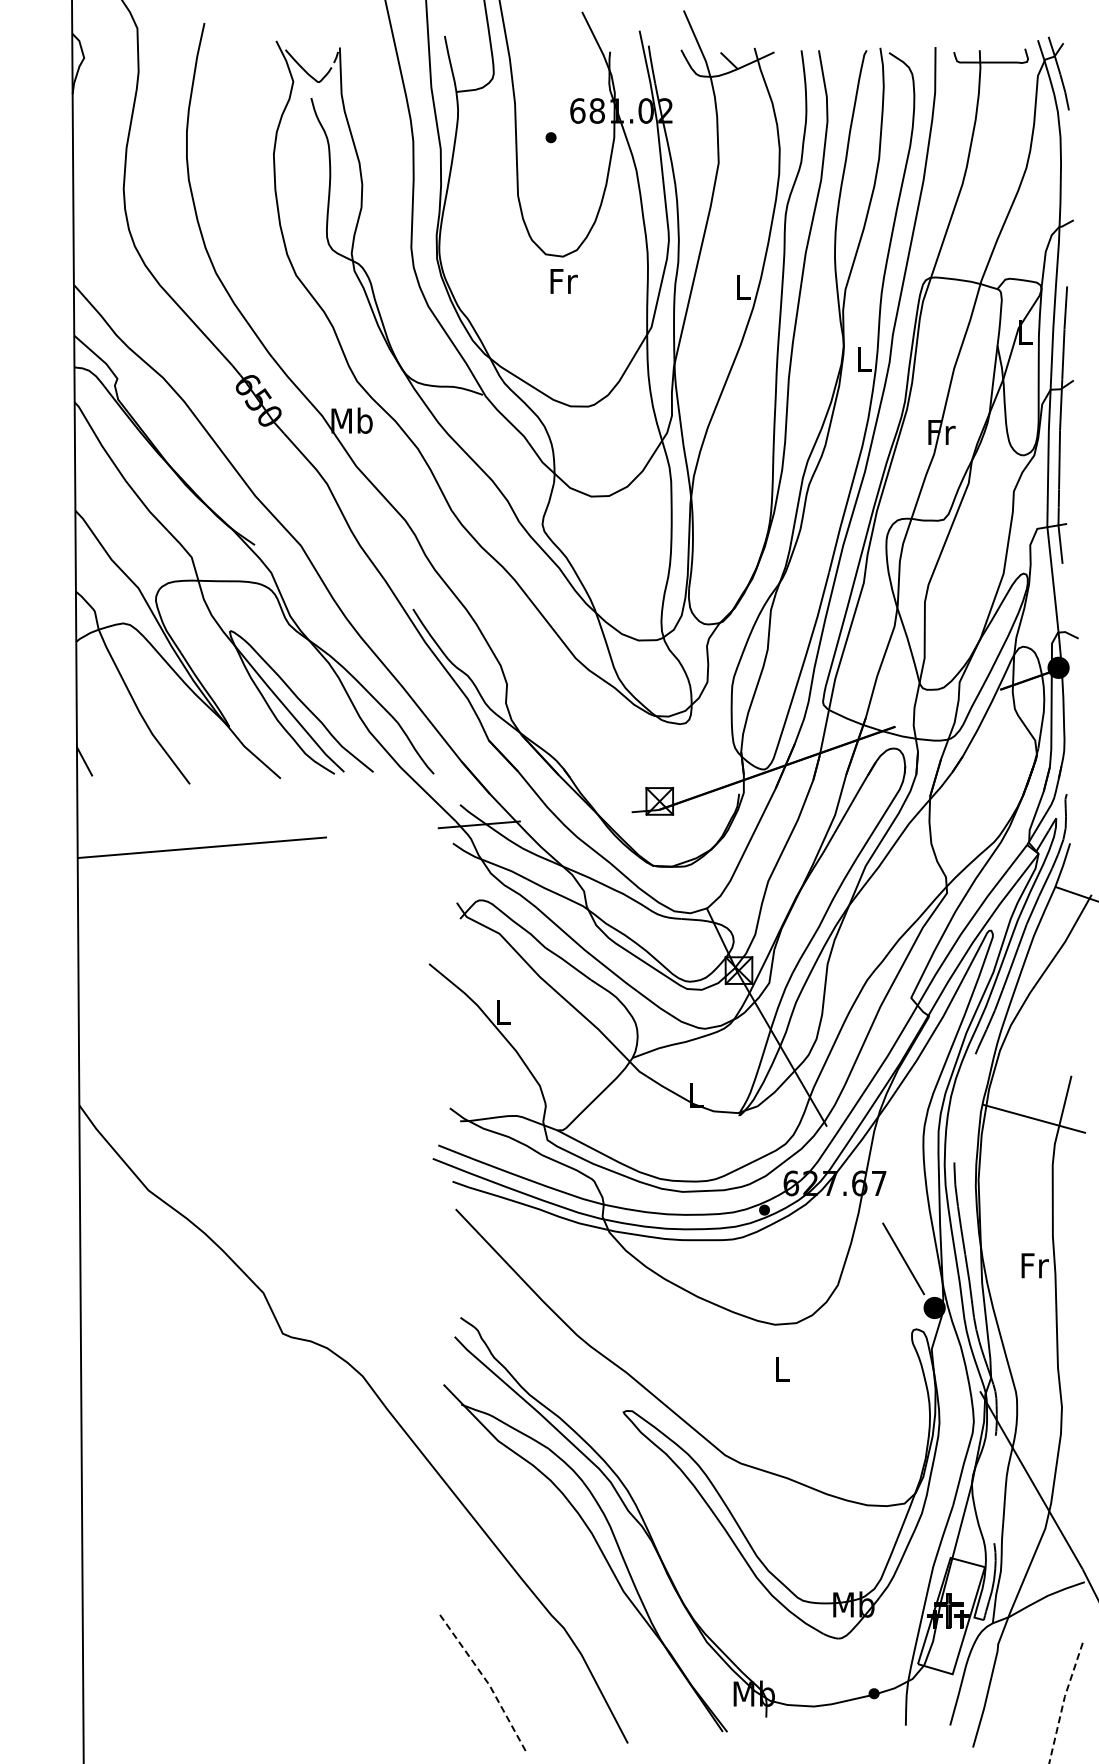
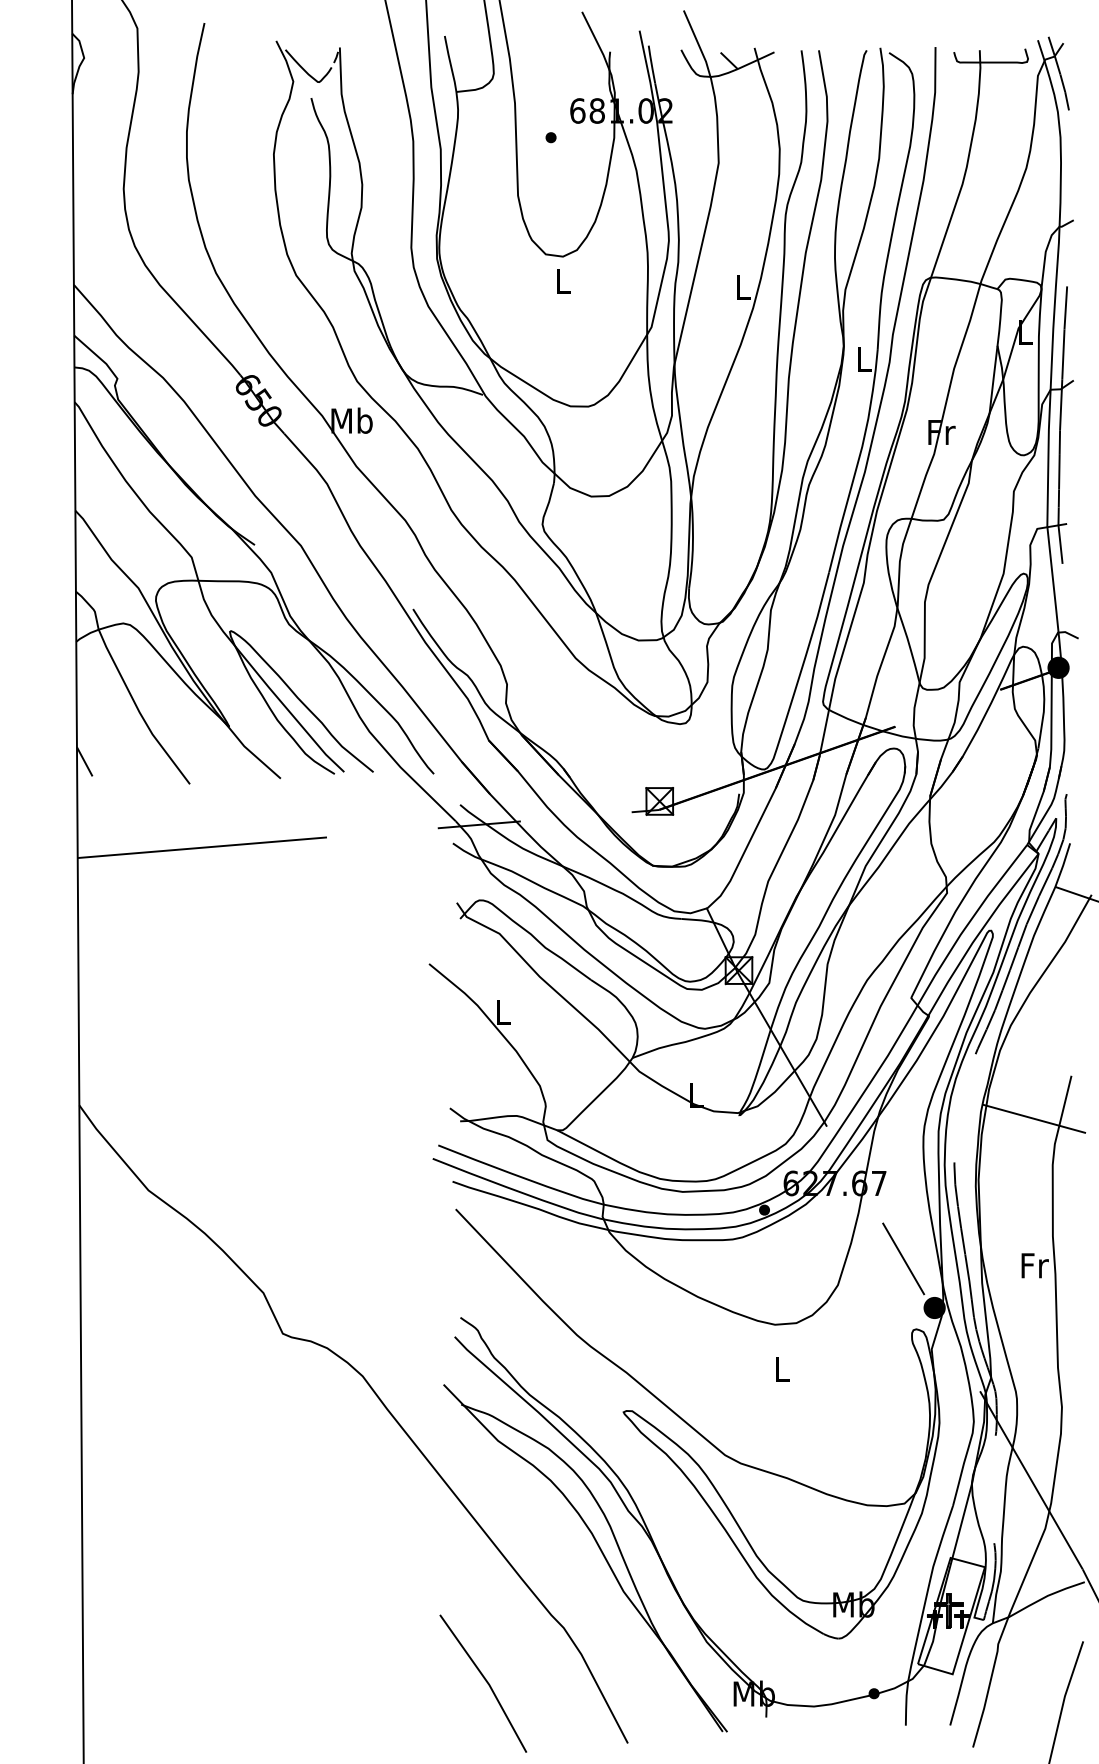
text: Fr -> L (563, 281)
line: dashed -> solid (487, 1682)
line: dashed -> solid (1063, 1701)
